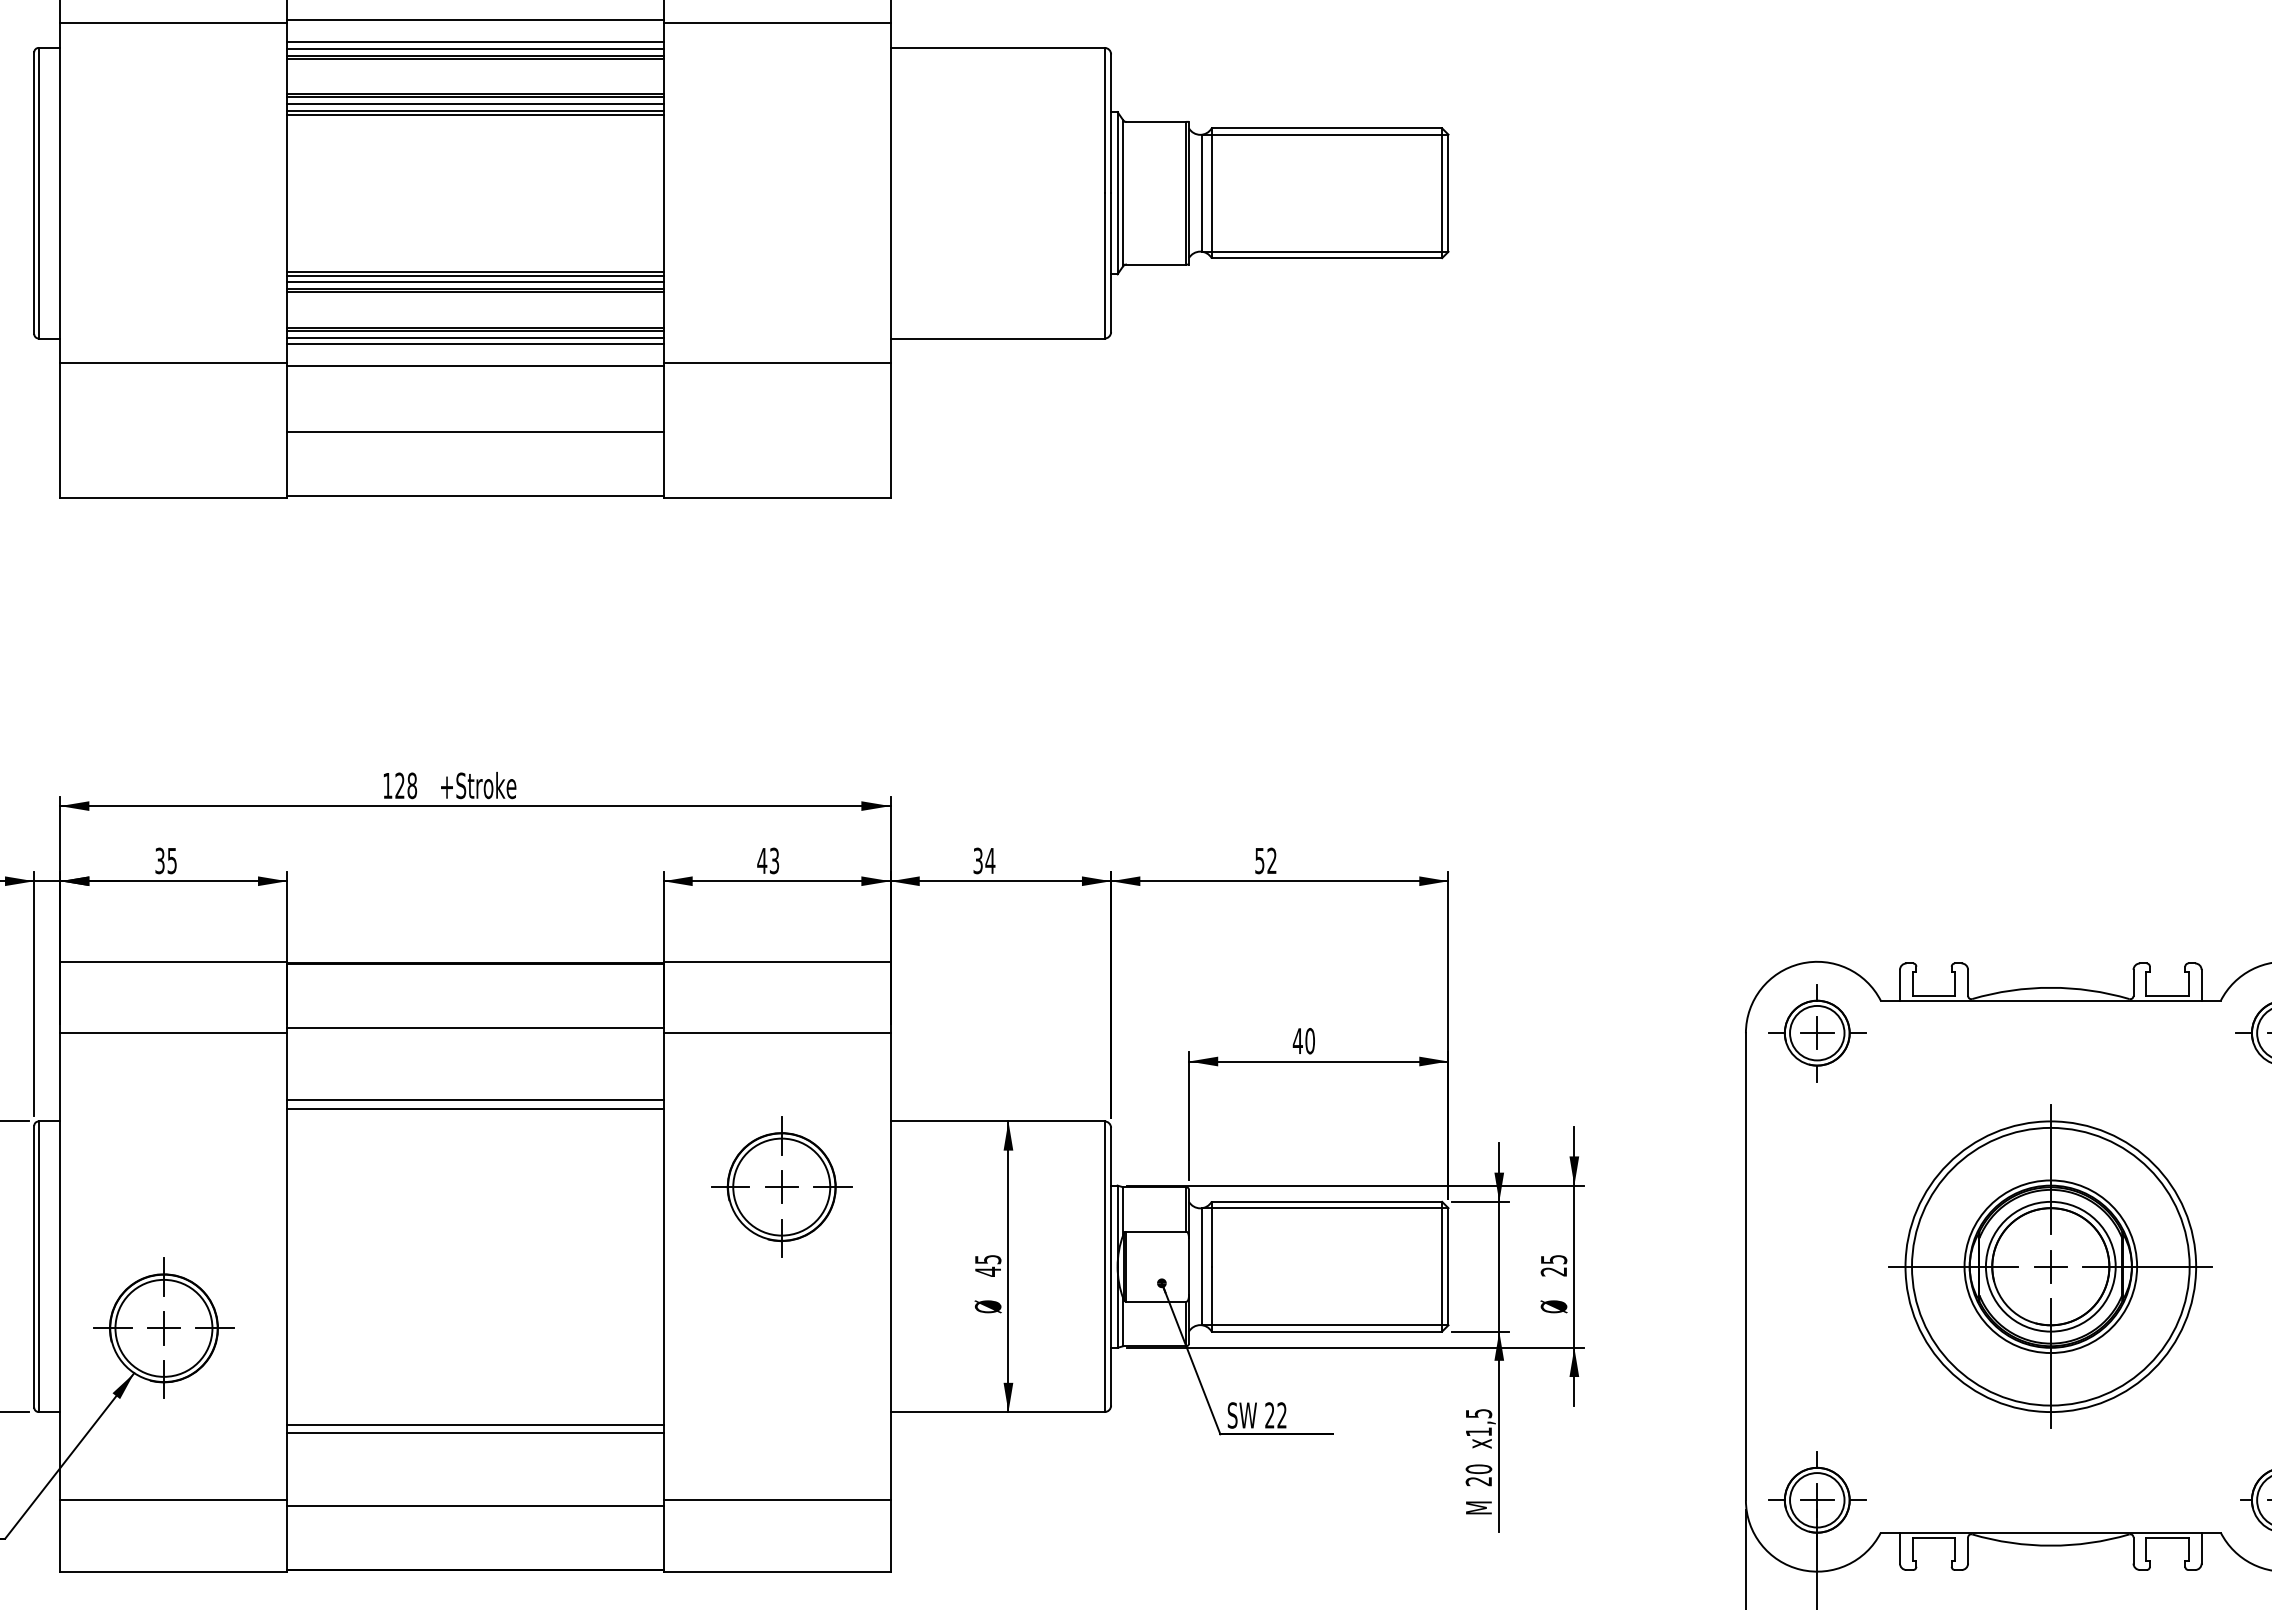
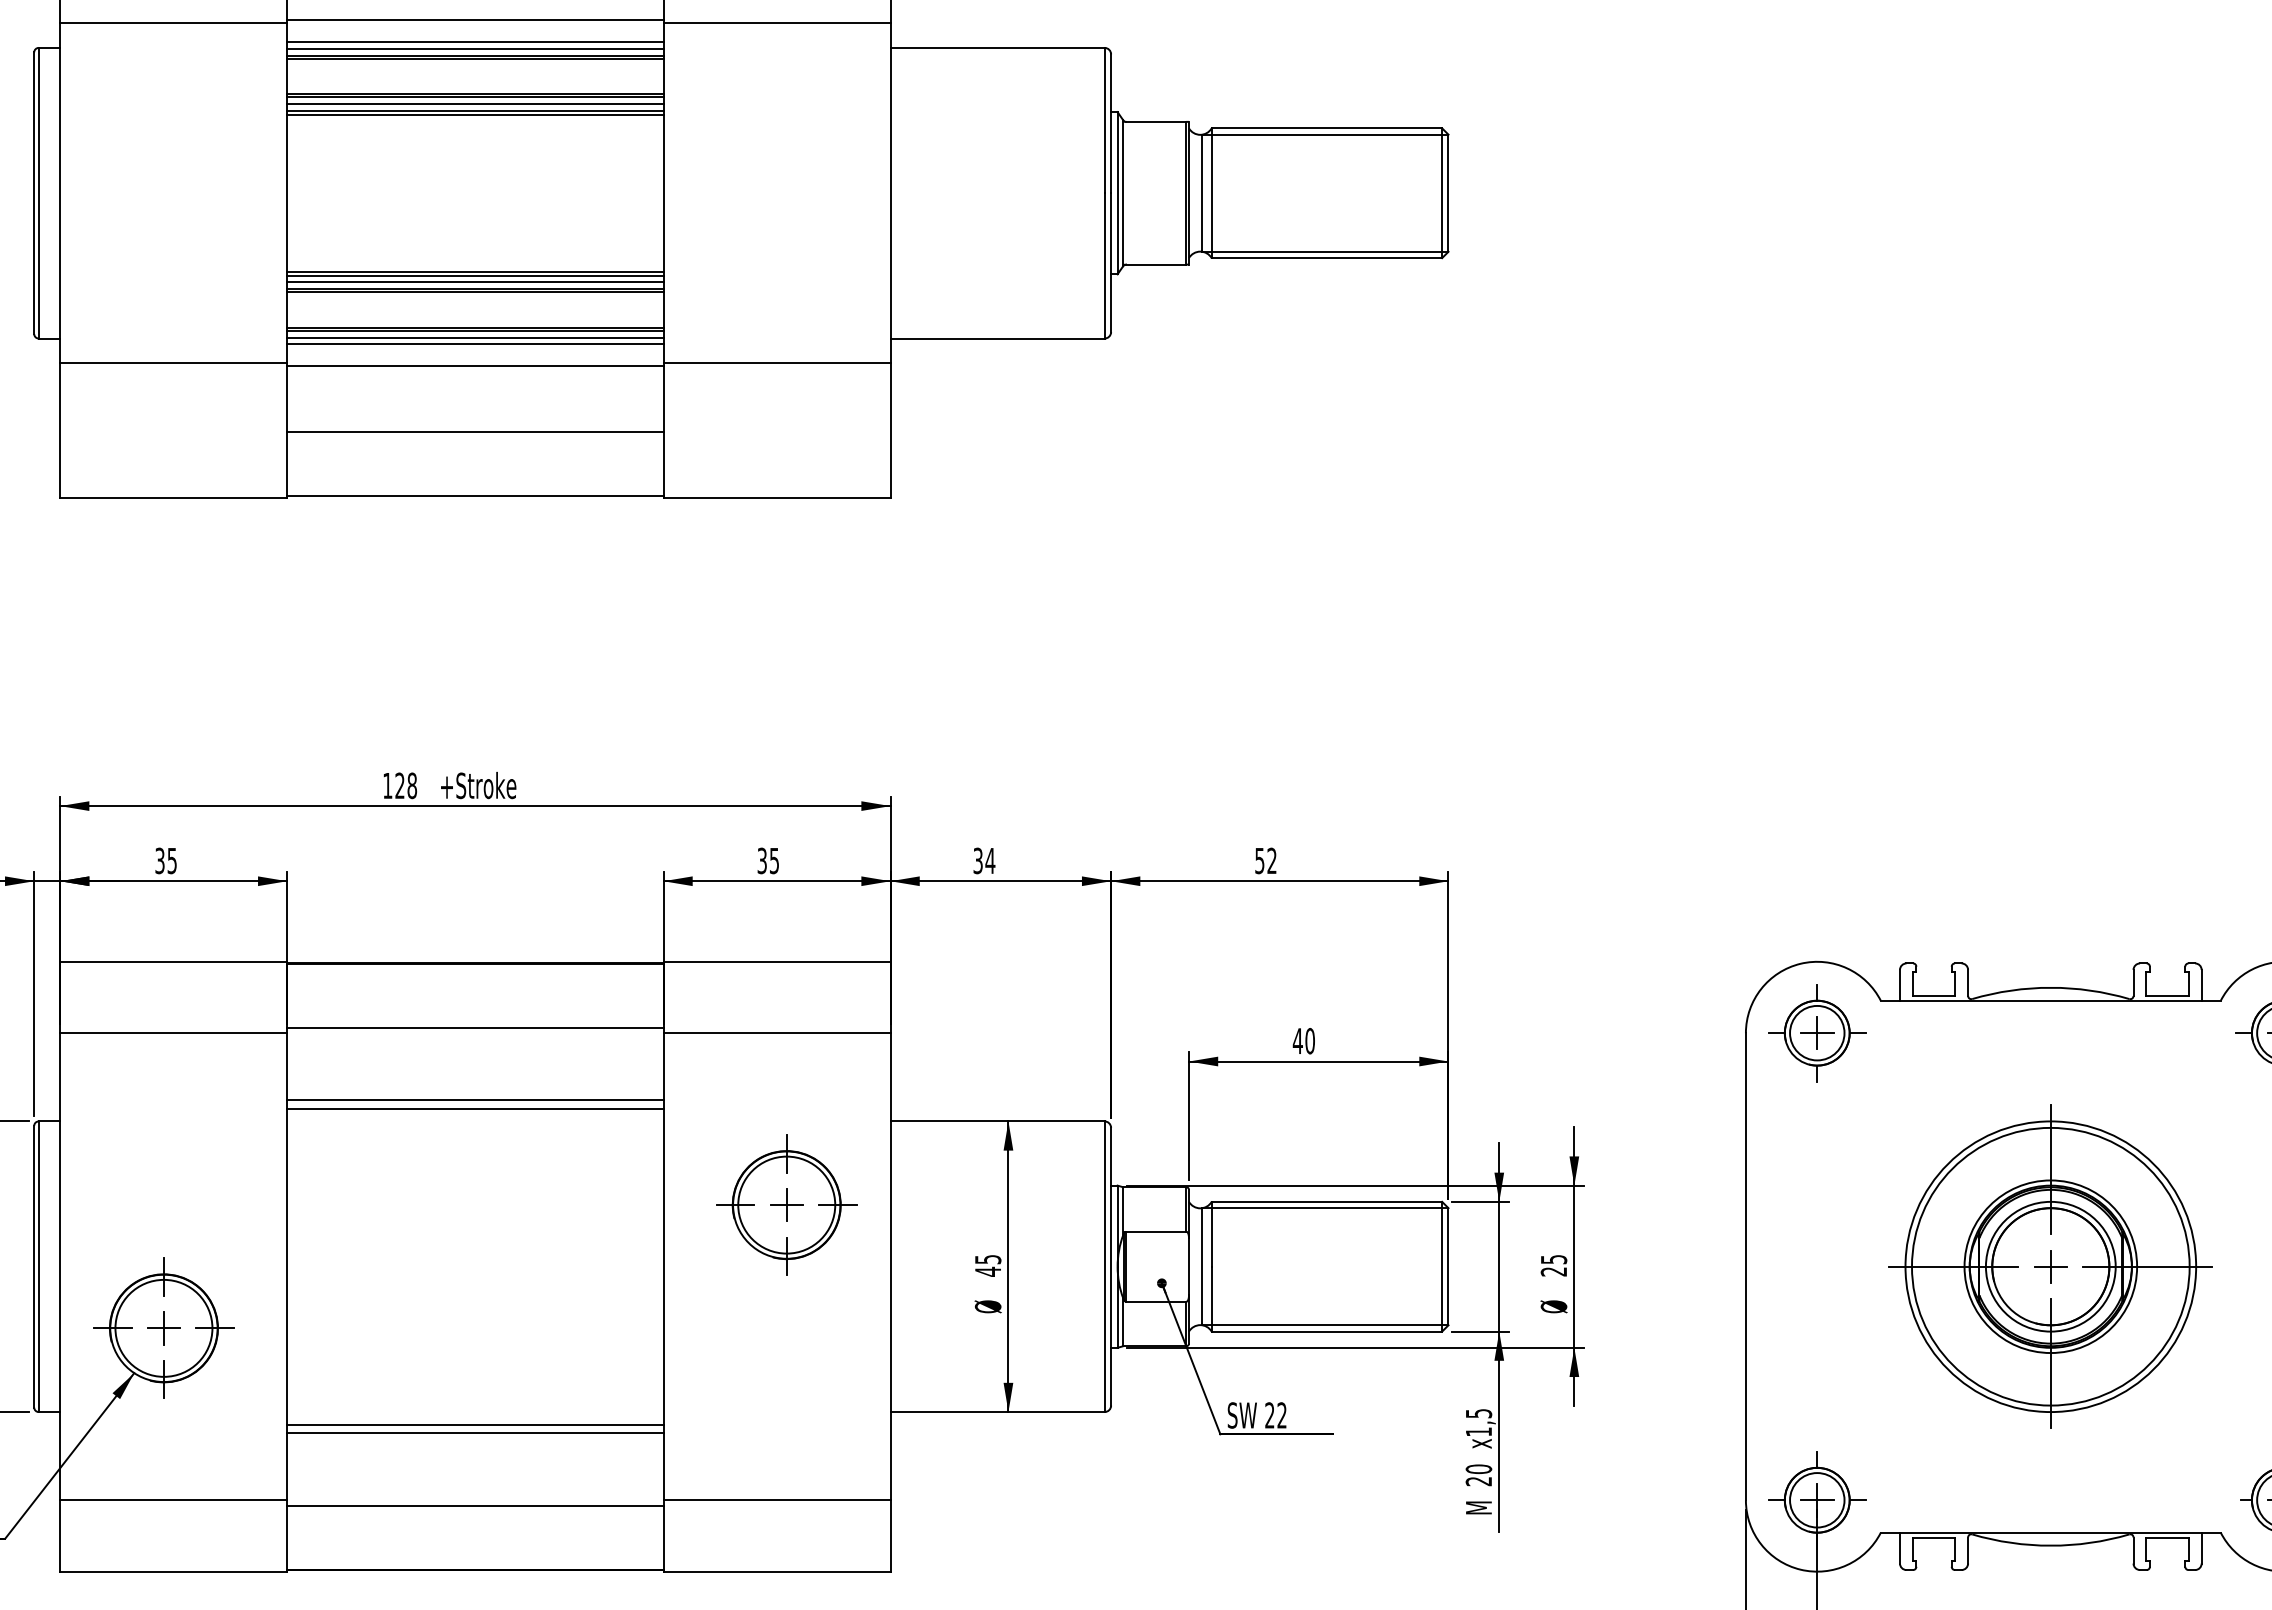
text: 43 -> 35 (768, 860)
part position: (781, 1186) -> (786, 1204) (786, 1204)
